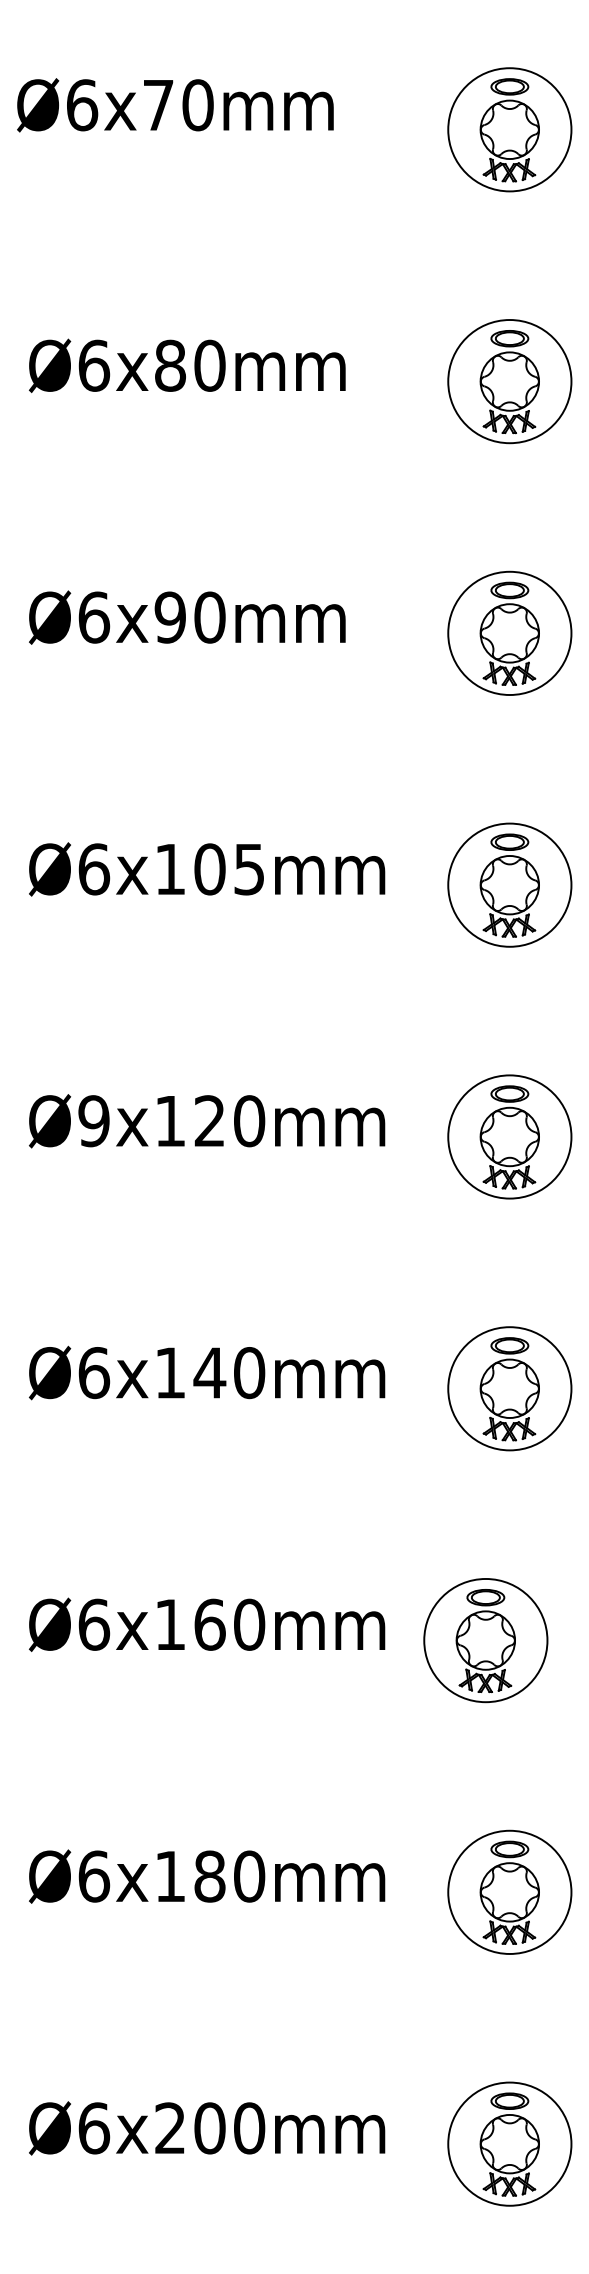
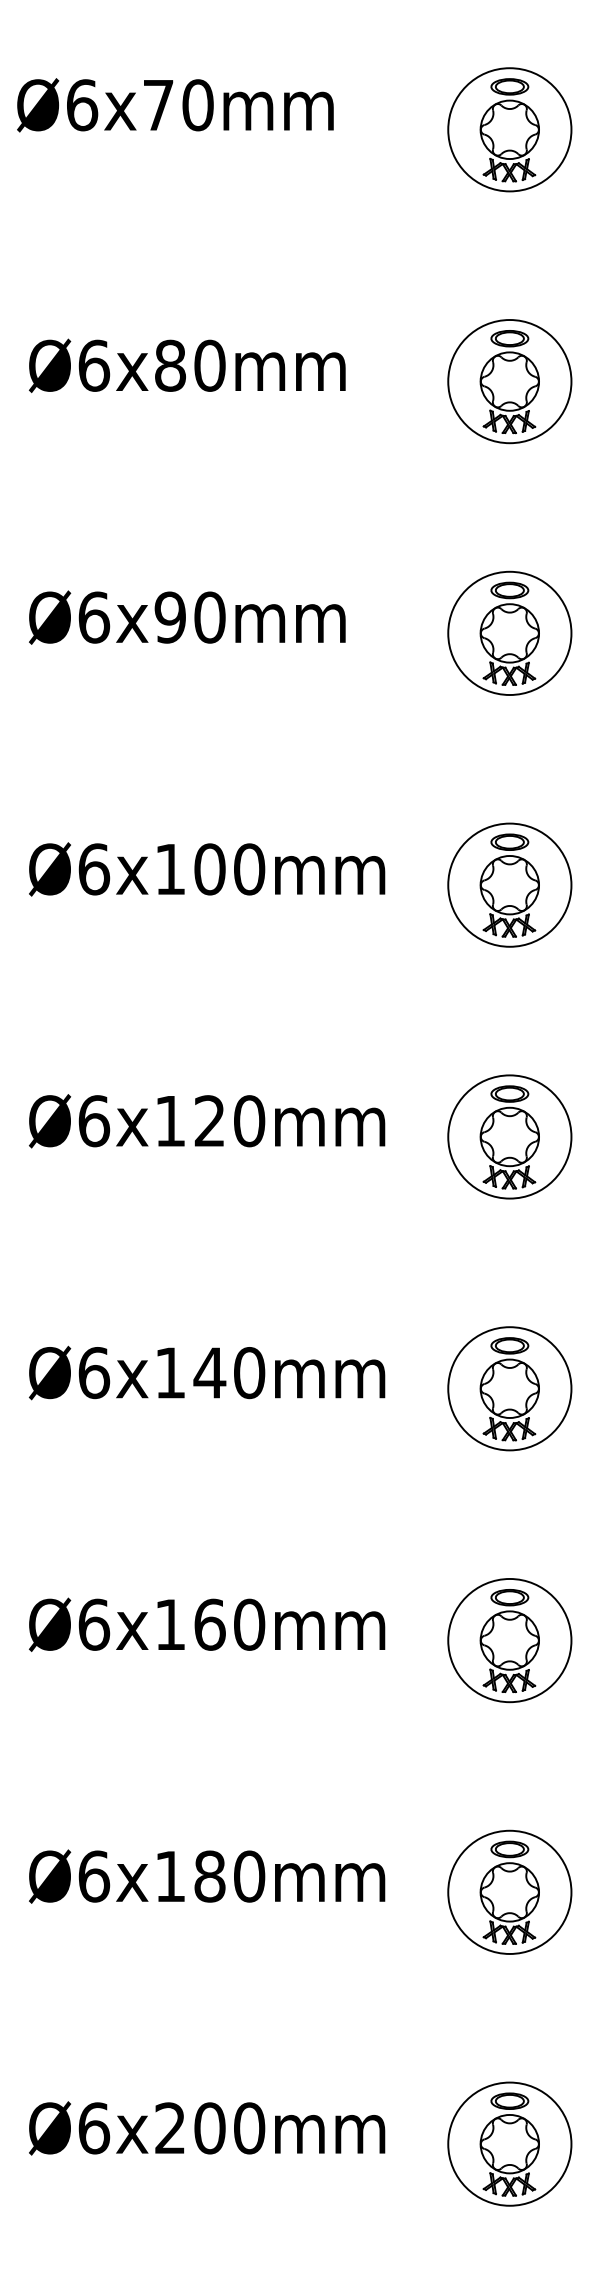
text: Ø6x105mm -> Ø6x100mm (249, 869)
text: Ø9x120mm -> Ø6x120mm (94, 1121)
part position: (485, 1640) -> (509, 1640) (509, 1640)
